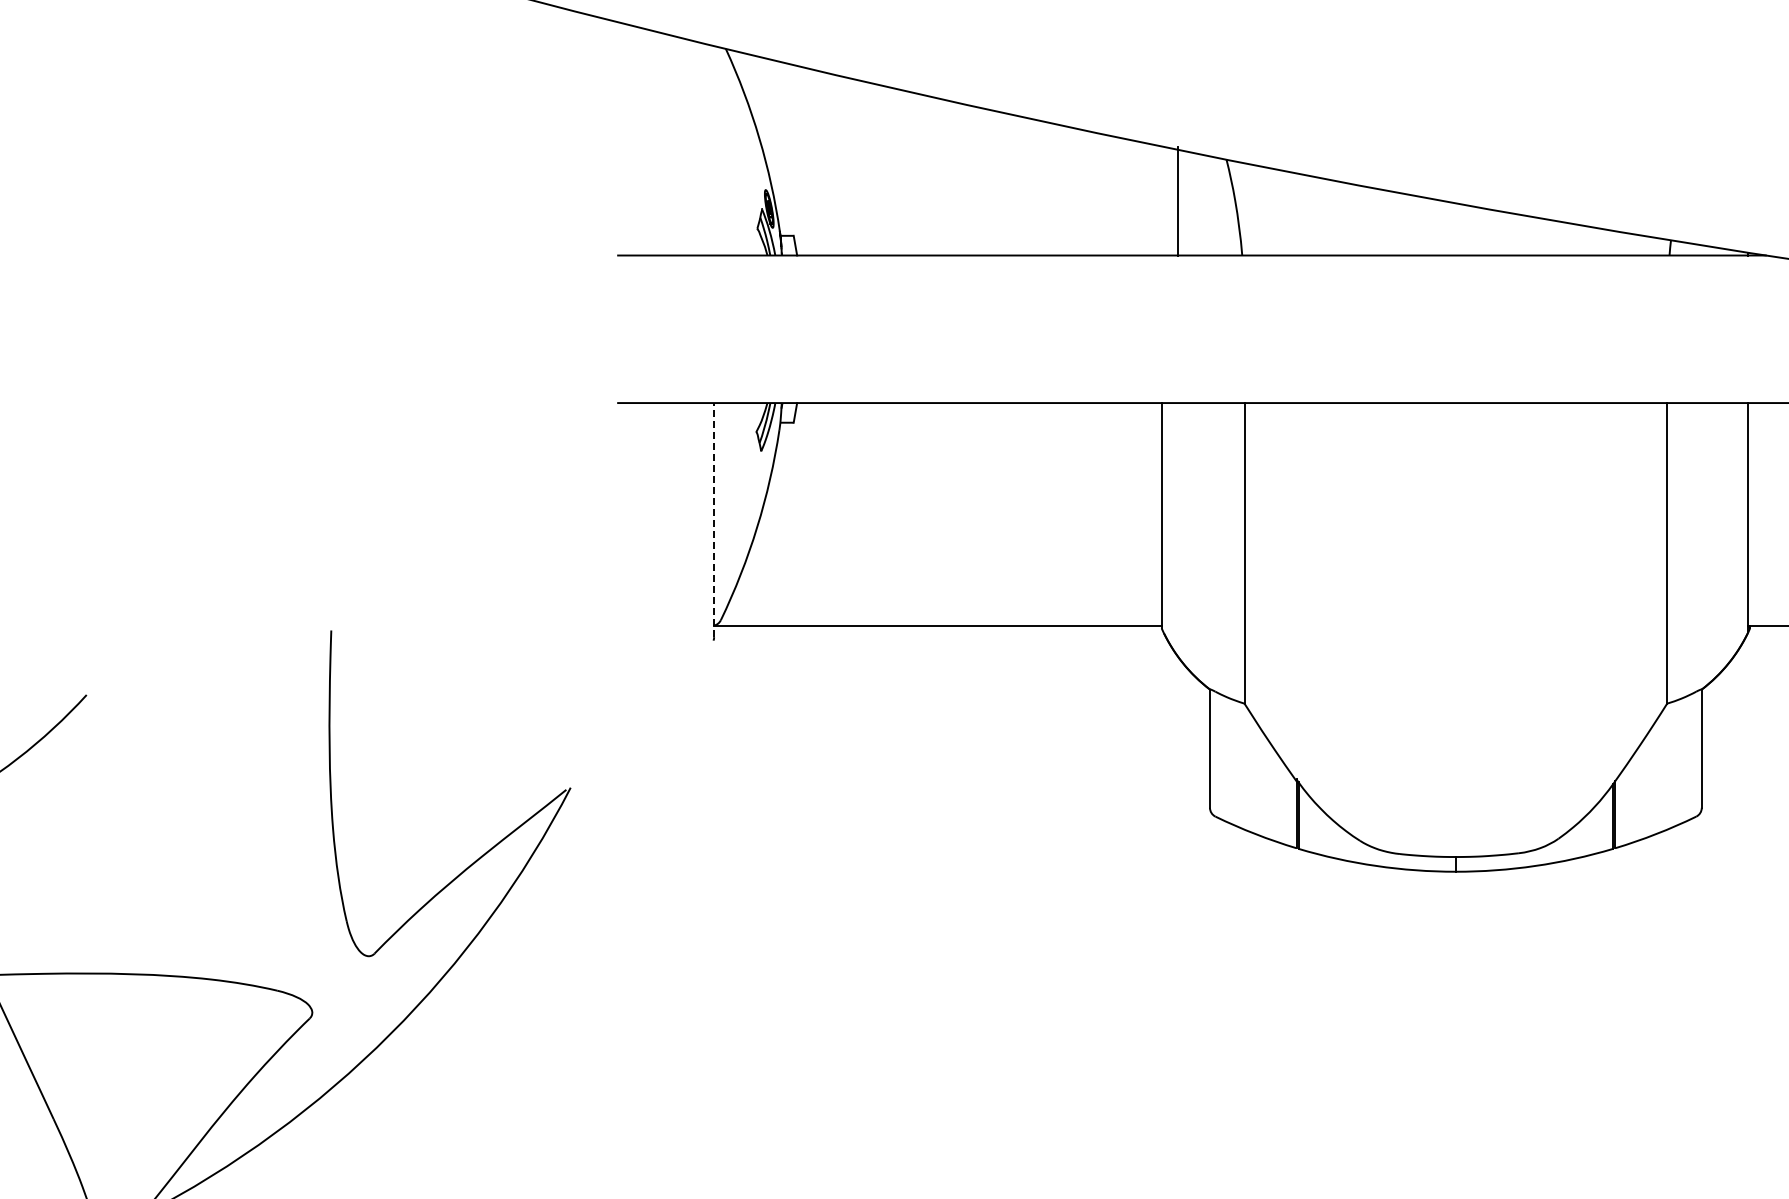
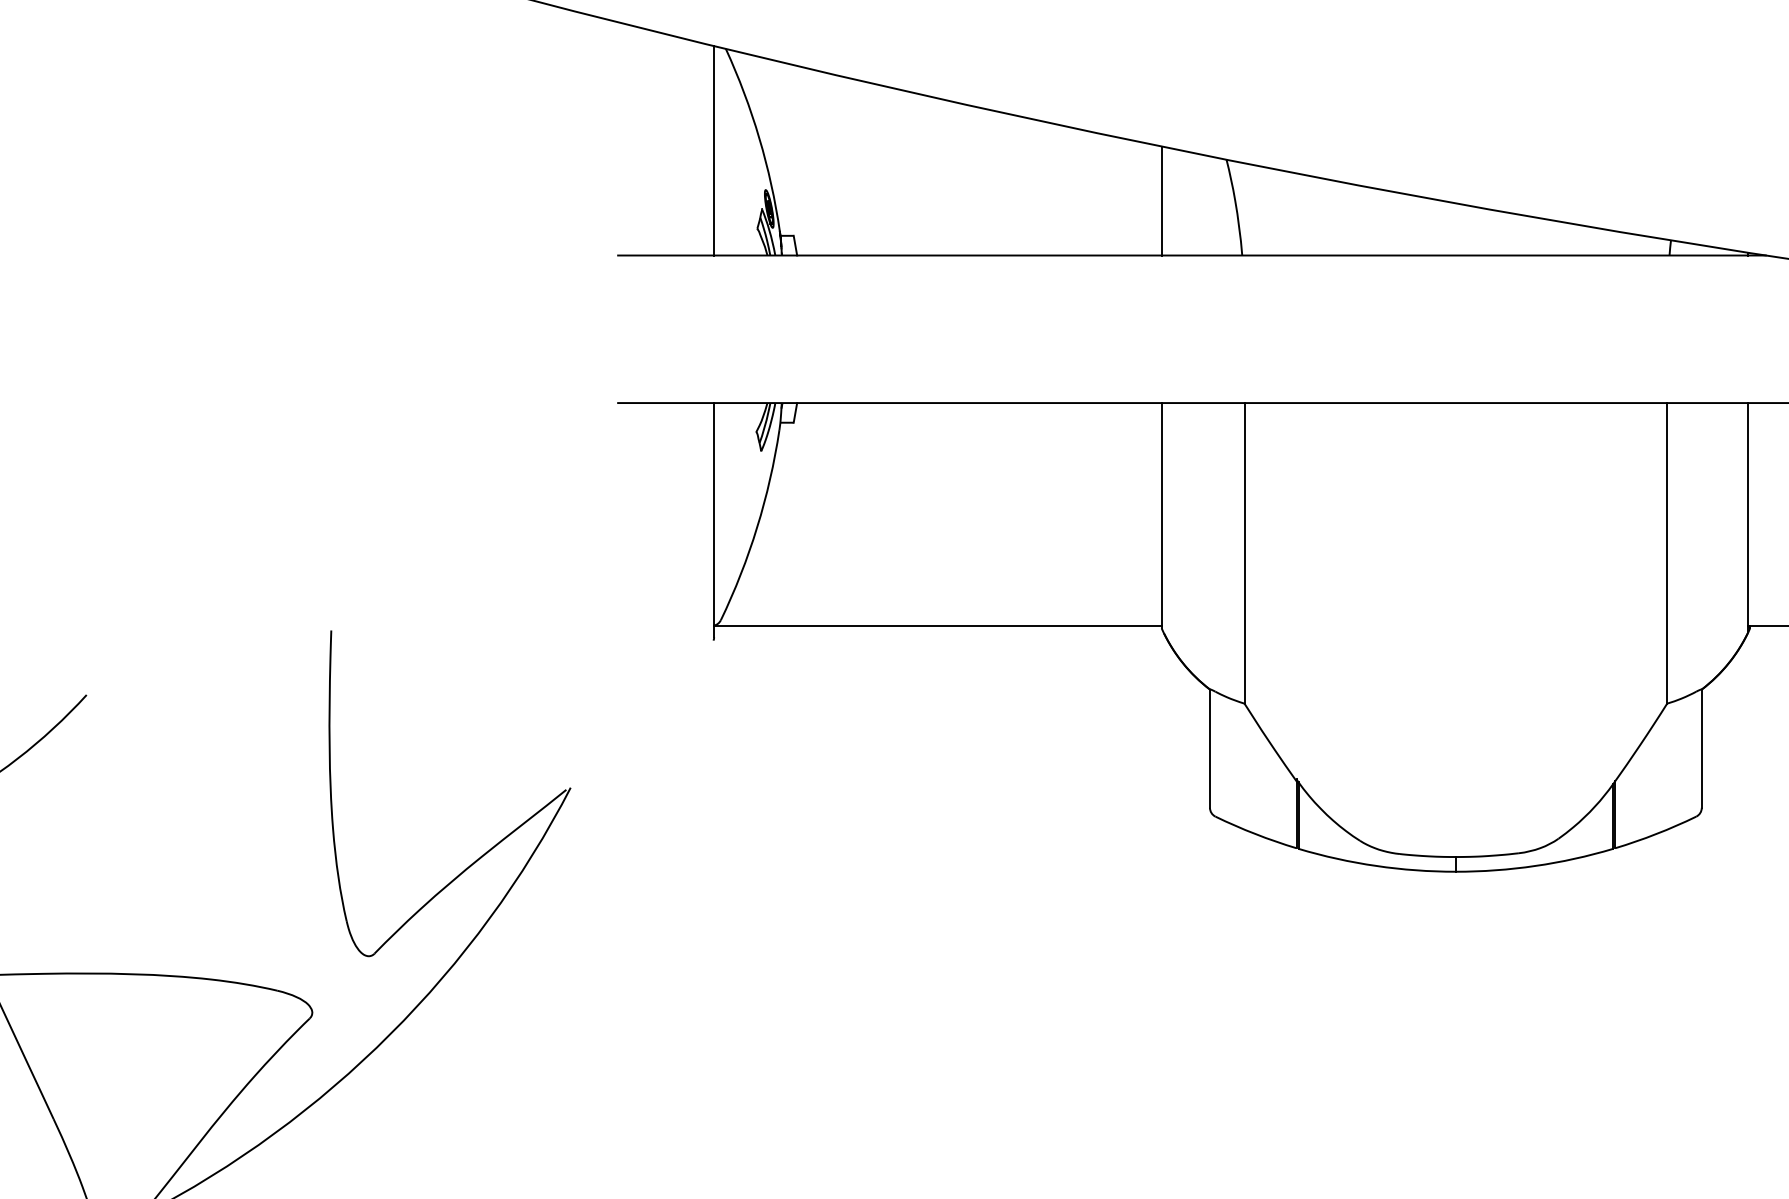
line: none -> present (714, 150)
line position: (1177, 200) -> (1161, 200) (1161, 200)
line: dashed -> solid (714, 519)
